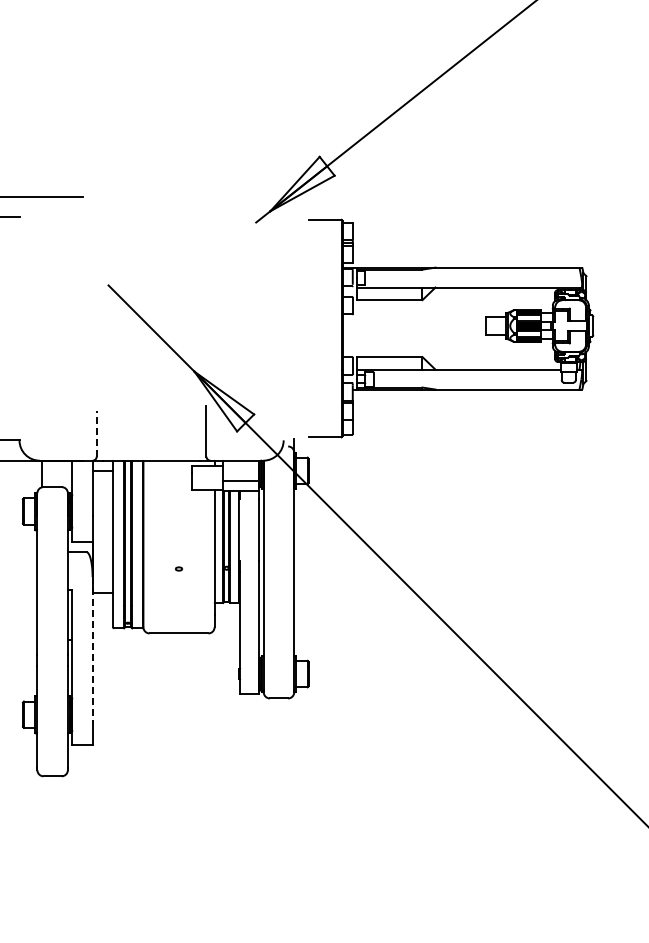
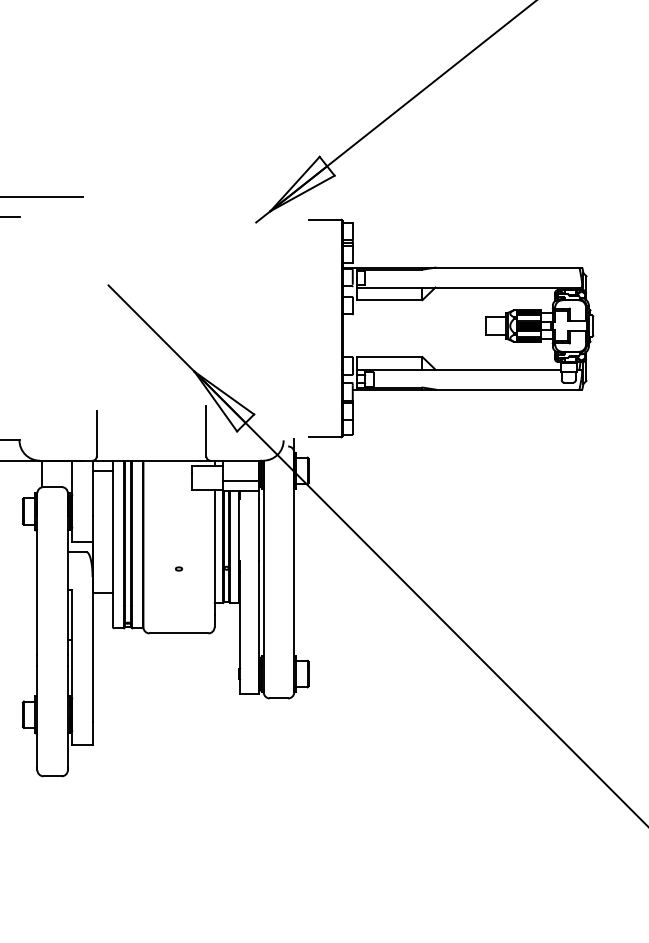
line: dashed -> solid (96, 433)
line: dashed -> solid (92, 650)
